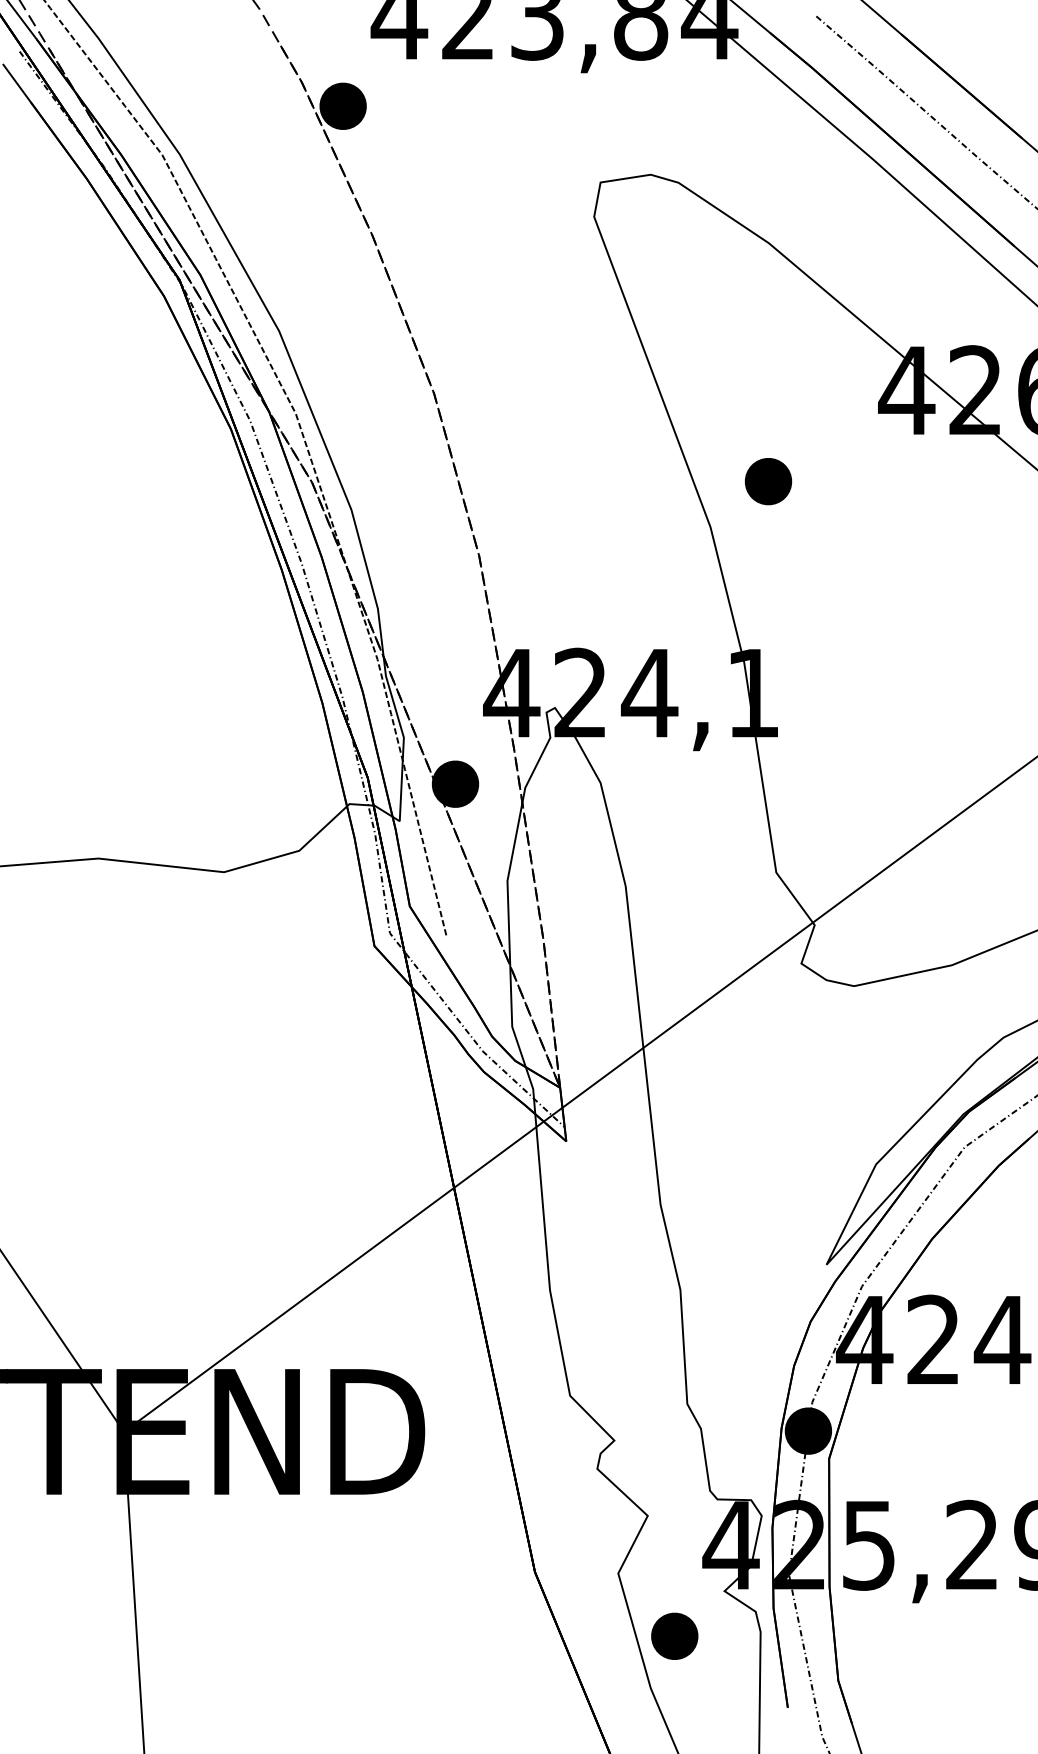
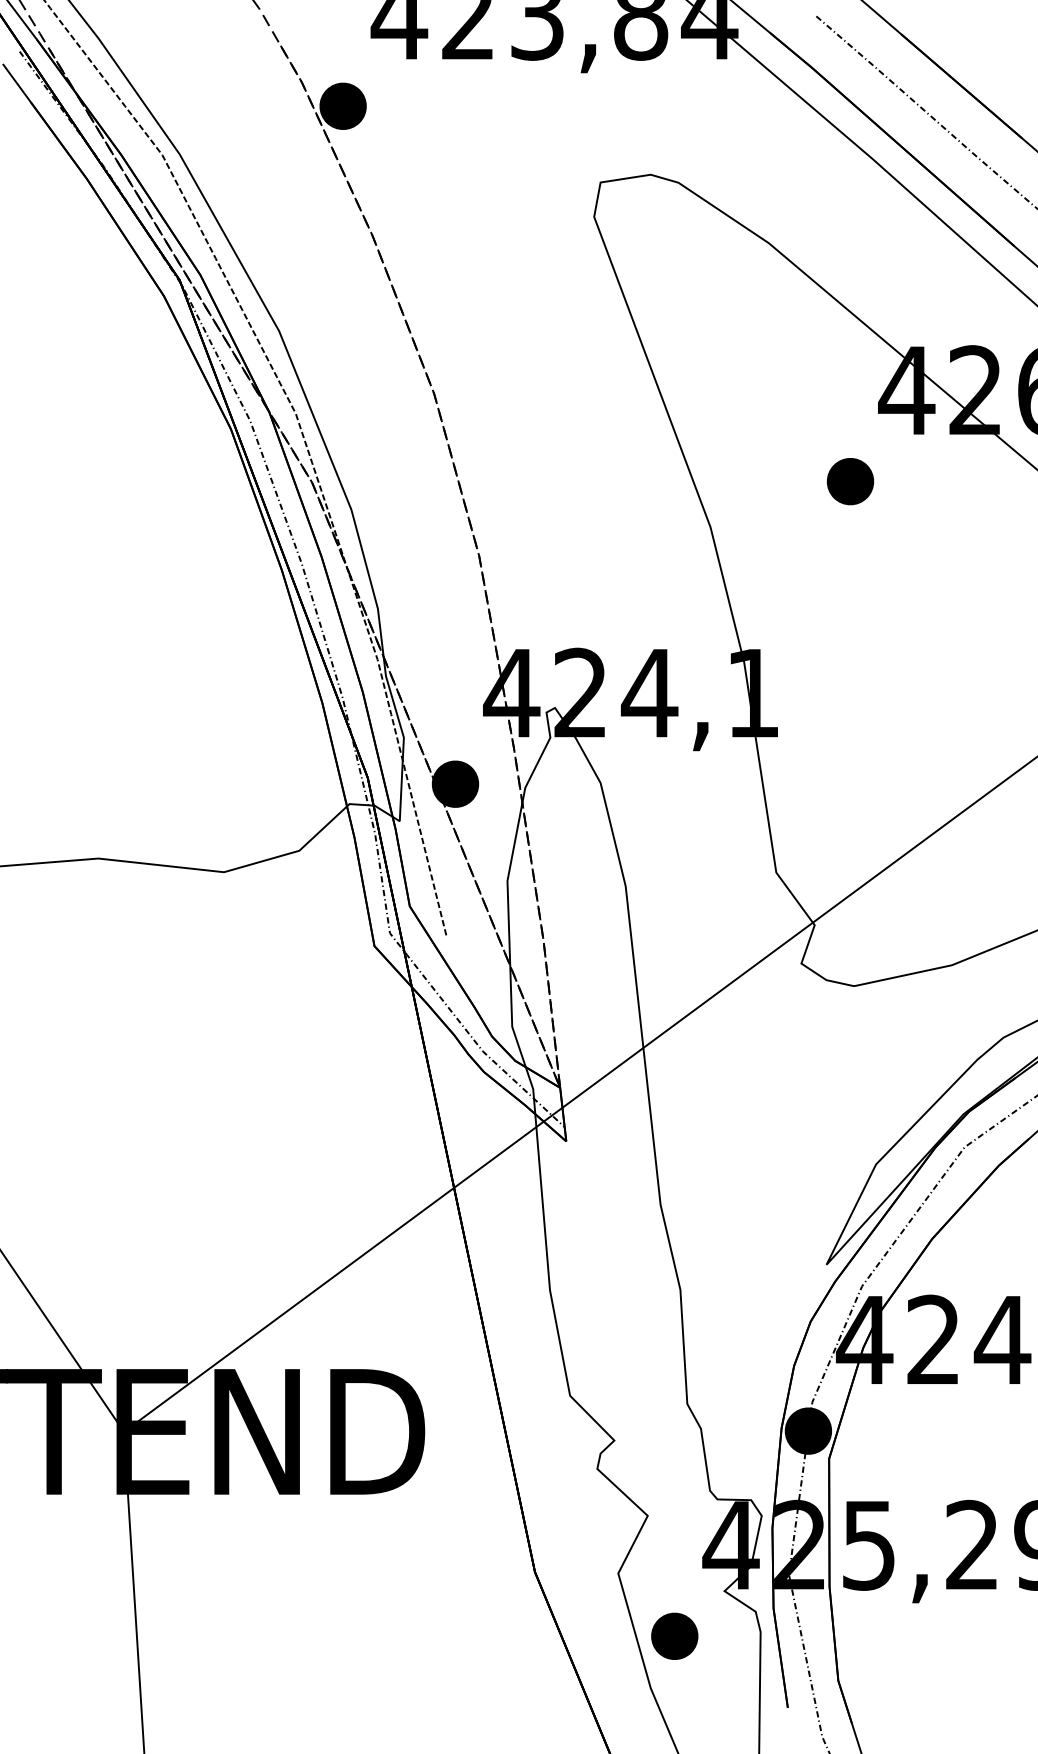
part position: (768, 481) -> (850, 481) (850, 481)
